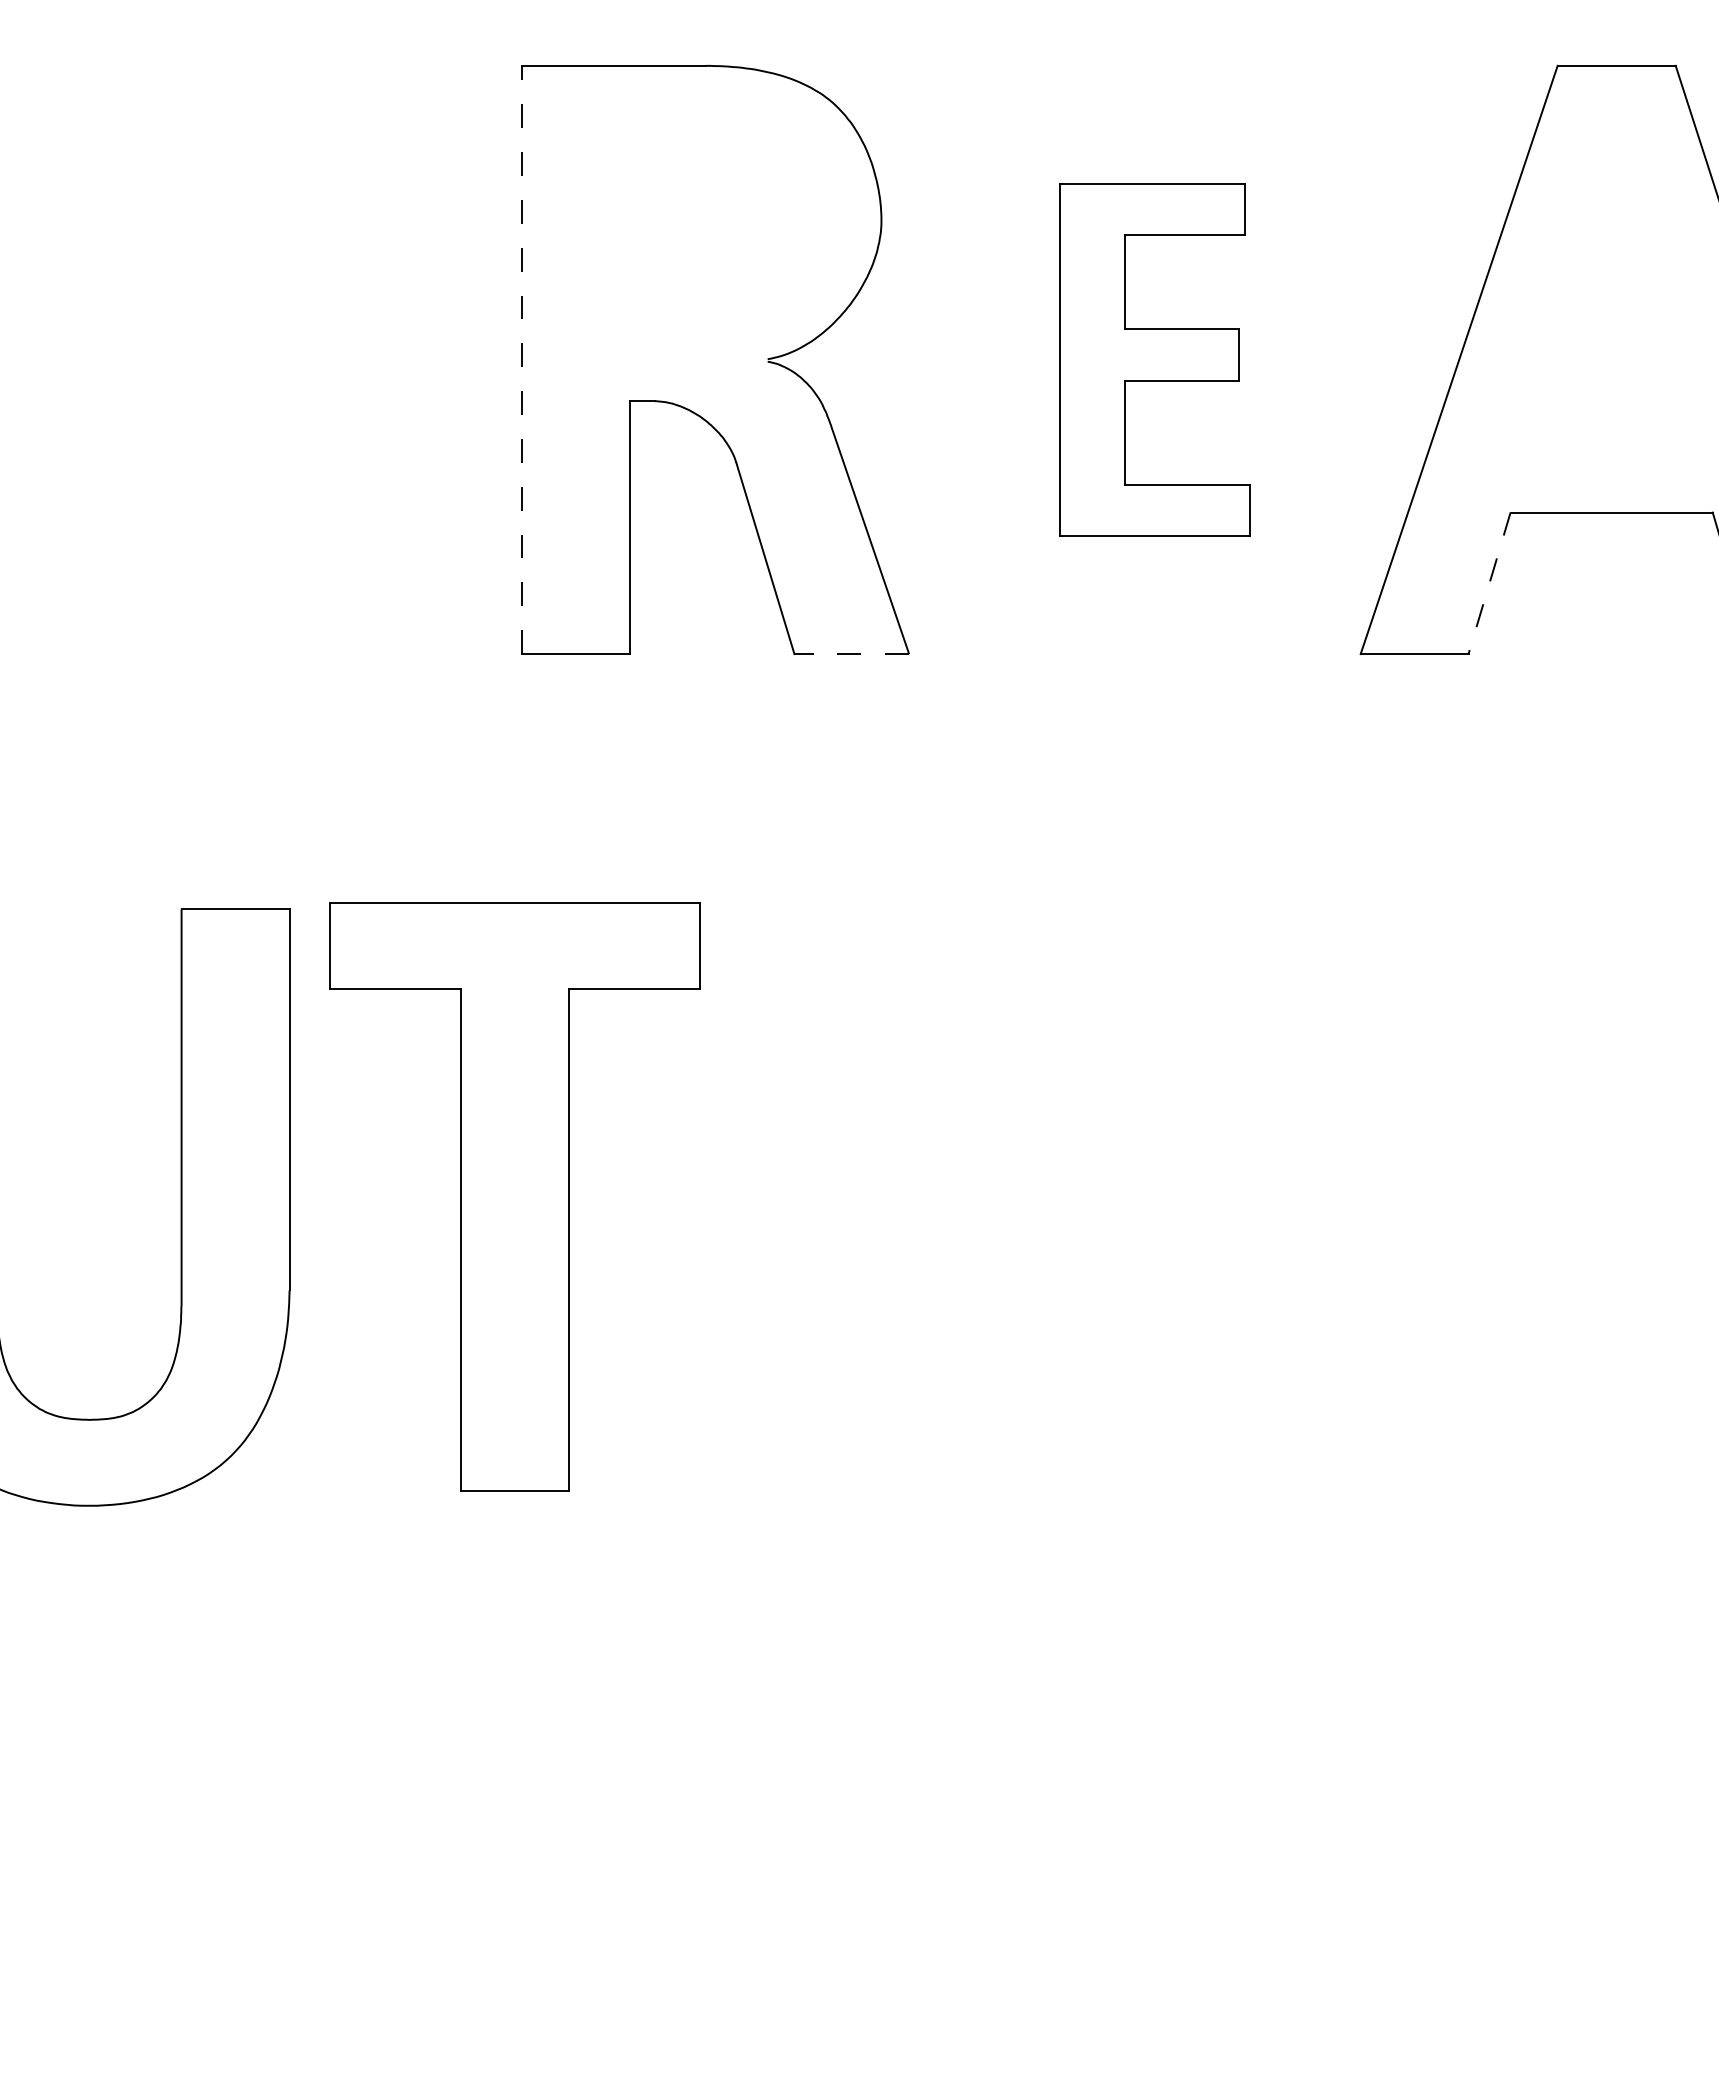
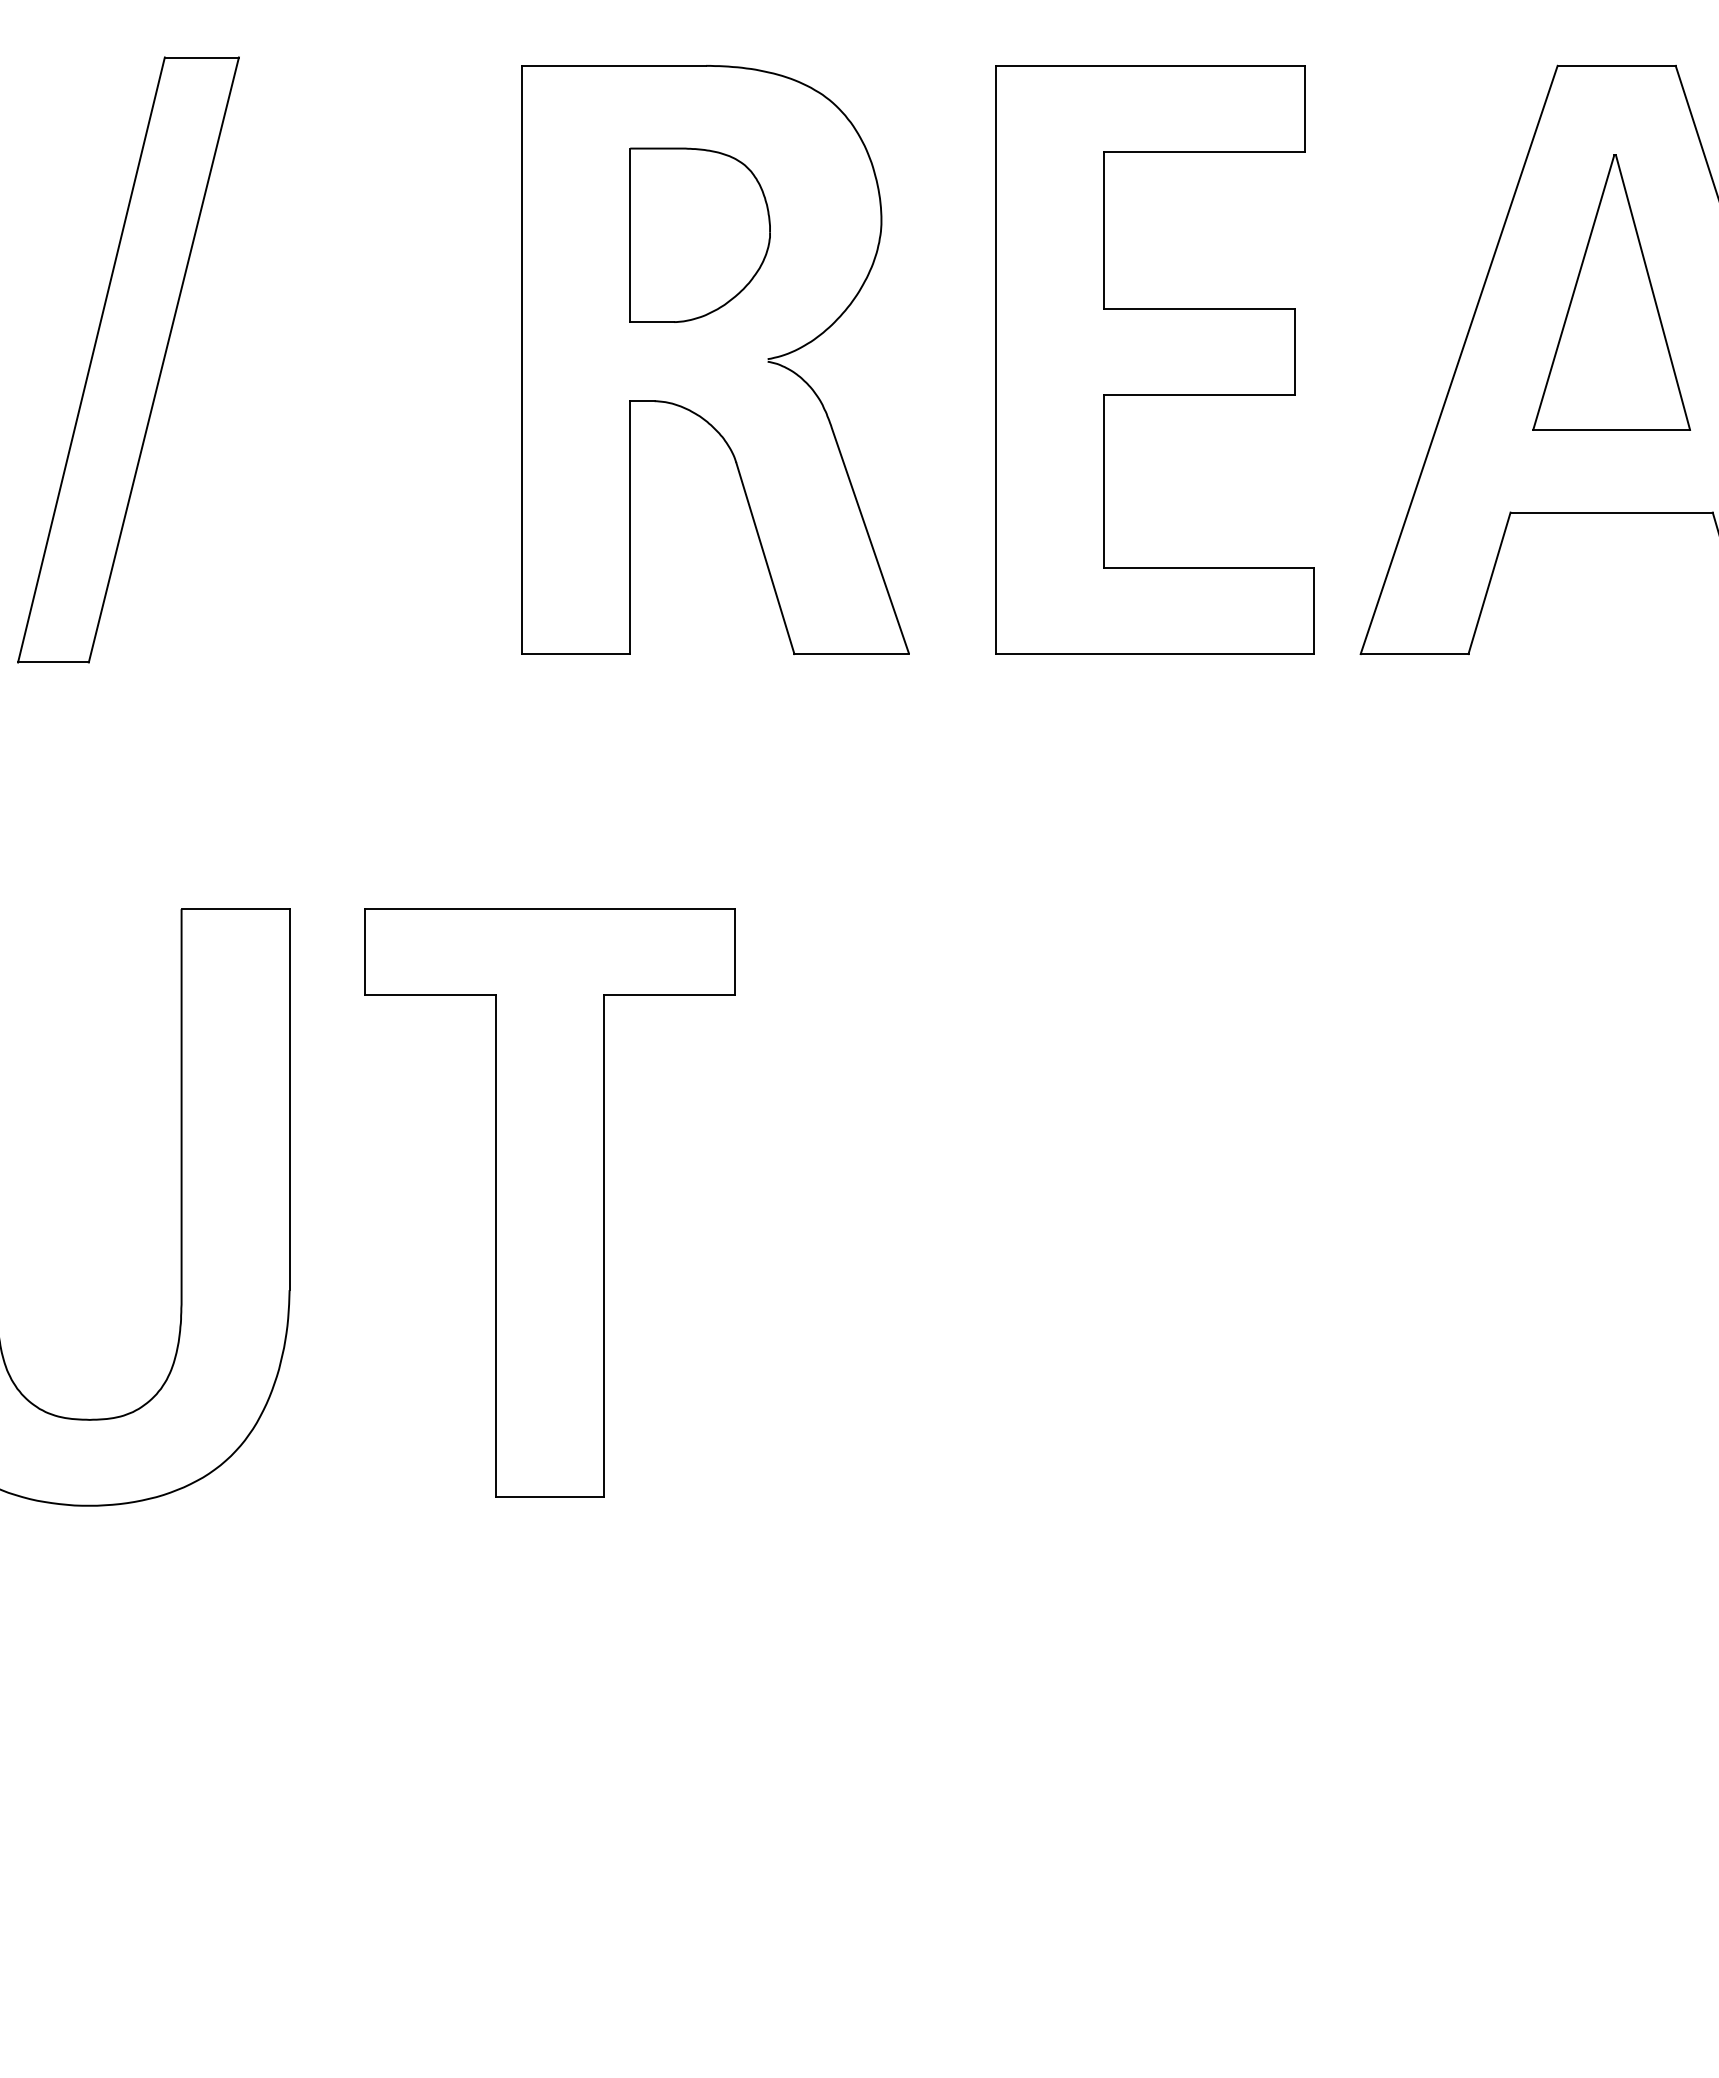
part: none -> present (699, 234)
part: none -> present (1611, 292)
part: none -> present (128, 359)
line: dashed -> solid (522, 359)
part size: 192x354 px -> 320x590 px (1154, 359)
line: dashed -> solid (1489, 583)
line: dashed -> solid (851, 654)
part position: (514, 1196) -> (549, 1202) (549, 1202)
